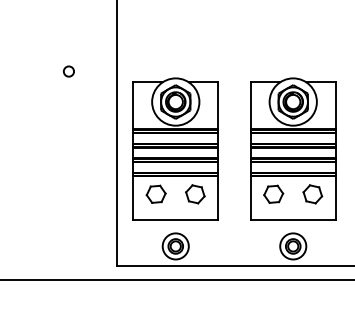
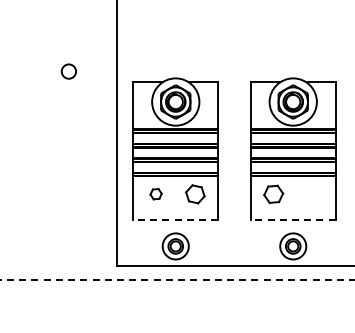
circle size: 12x13 px -> 17x17 px (68, 71)
part size: 22x20 px -> 14x13 px (155, 194)
part: present -> none (312, 194)
line: solid -> dashed (175, 219)
line: solid -> dashed (292, 219)
line: solid -> dashed (177, 280)
